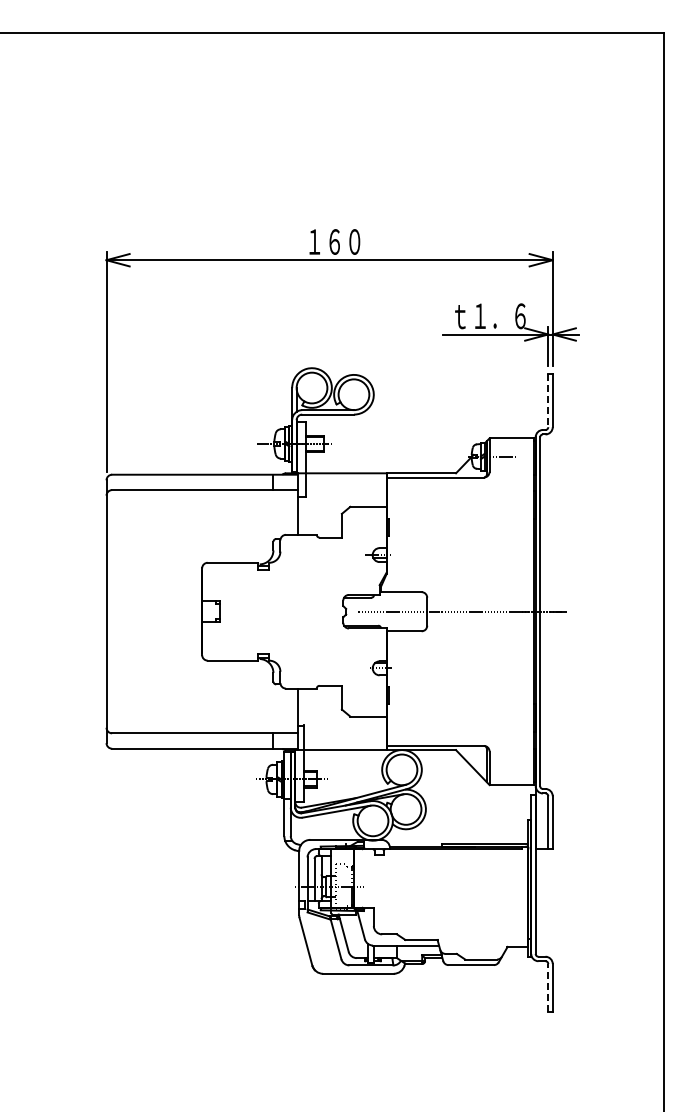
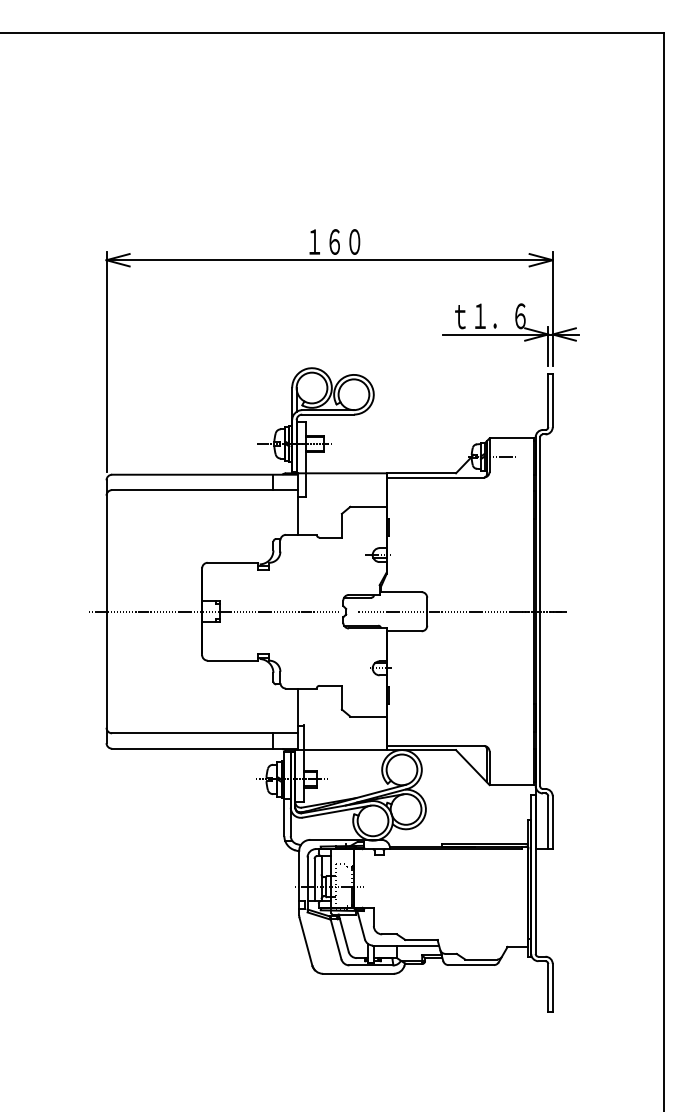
line: dashed -> solid (548, 400)
line: none -> present (213, 611)
line: dashed -> solid (548, 987)
